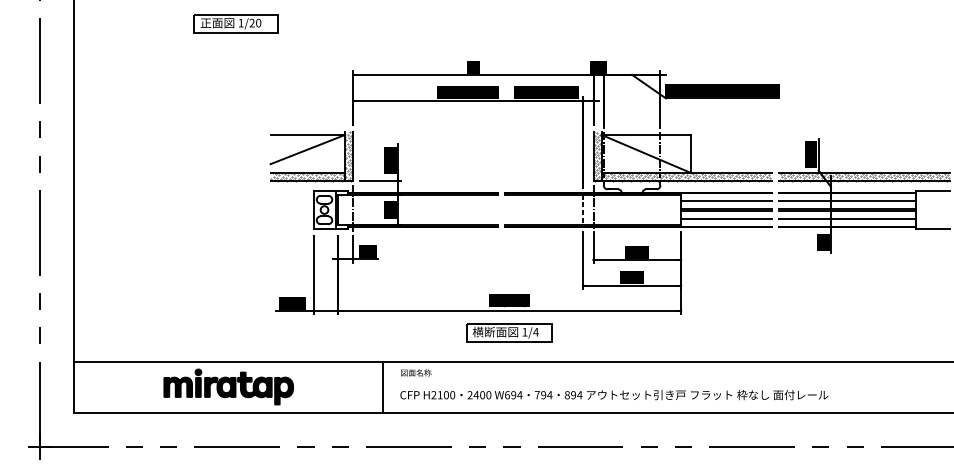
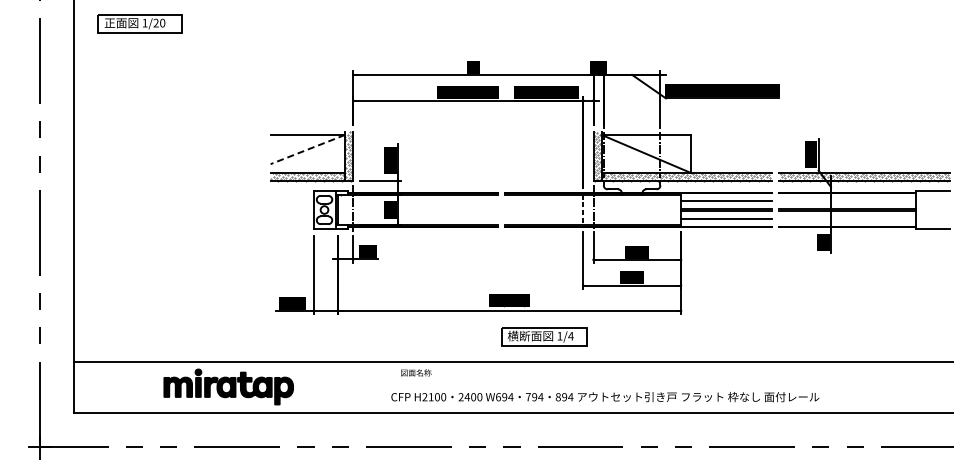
part position: (235, 23) -> (139, 23) (139, 23)
line: solid -> dashed (307, 149)
line: present -> none (847, 201)
line: present -> none (847, 218)
part position: (509, 332) -> (544, 336) (544, 336)
line: present -> none (383, 387)
text position: (614, 395) -> (605, 397) (605, 397)
